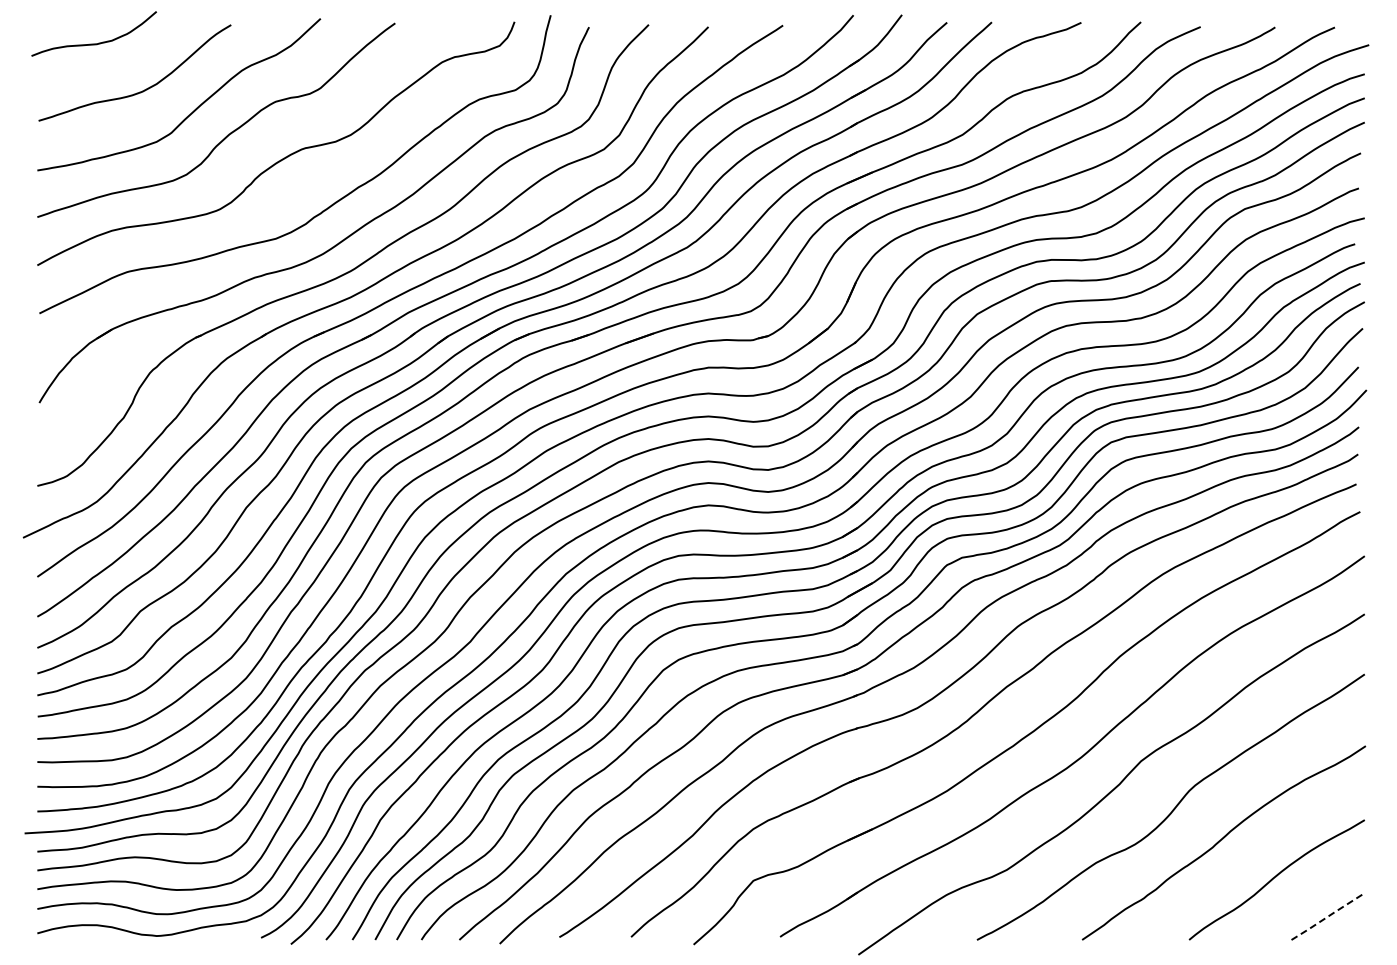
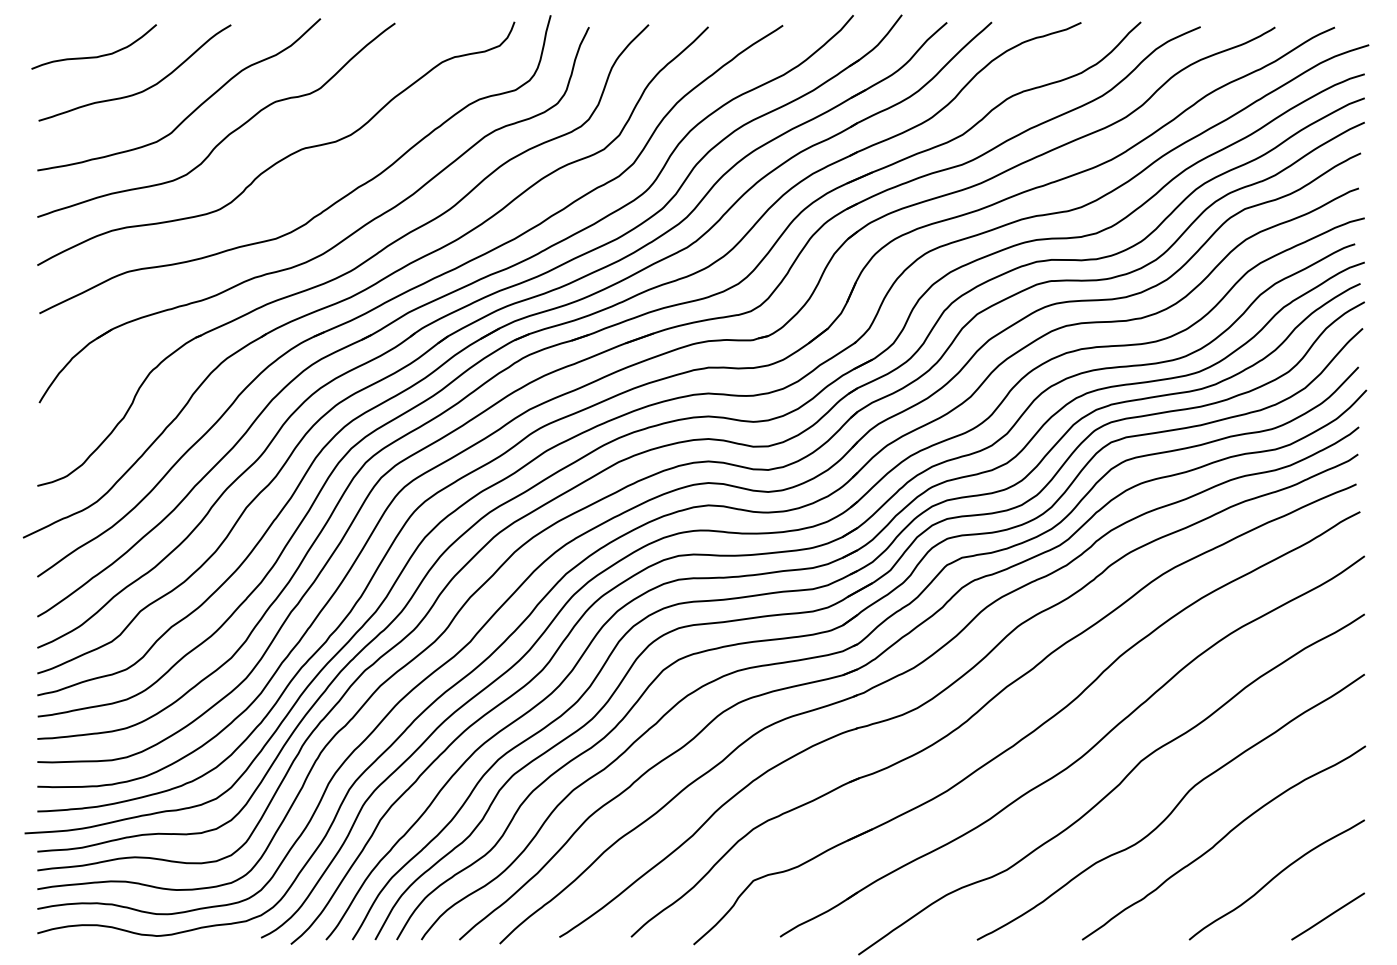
curve position: (93, 43) -> (93, 56) (93, 56)
line: dashed -> solid (1328, 916)
